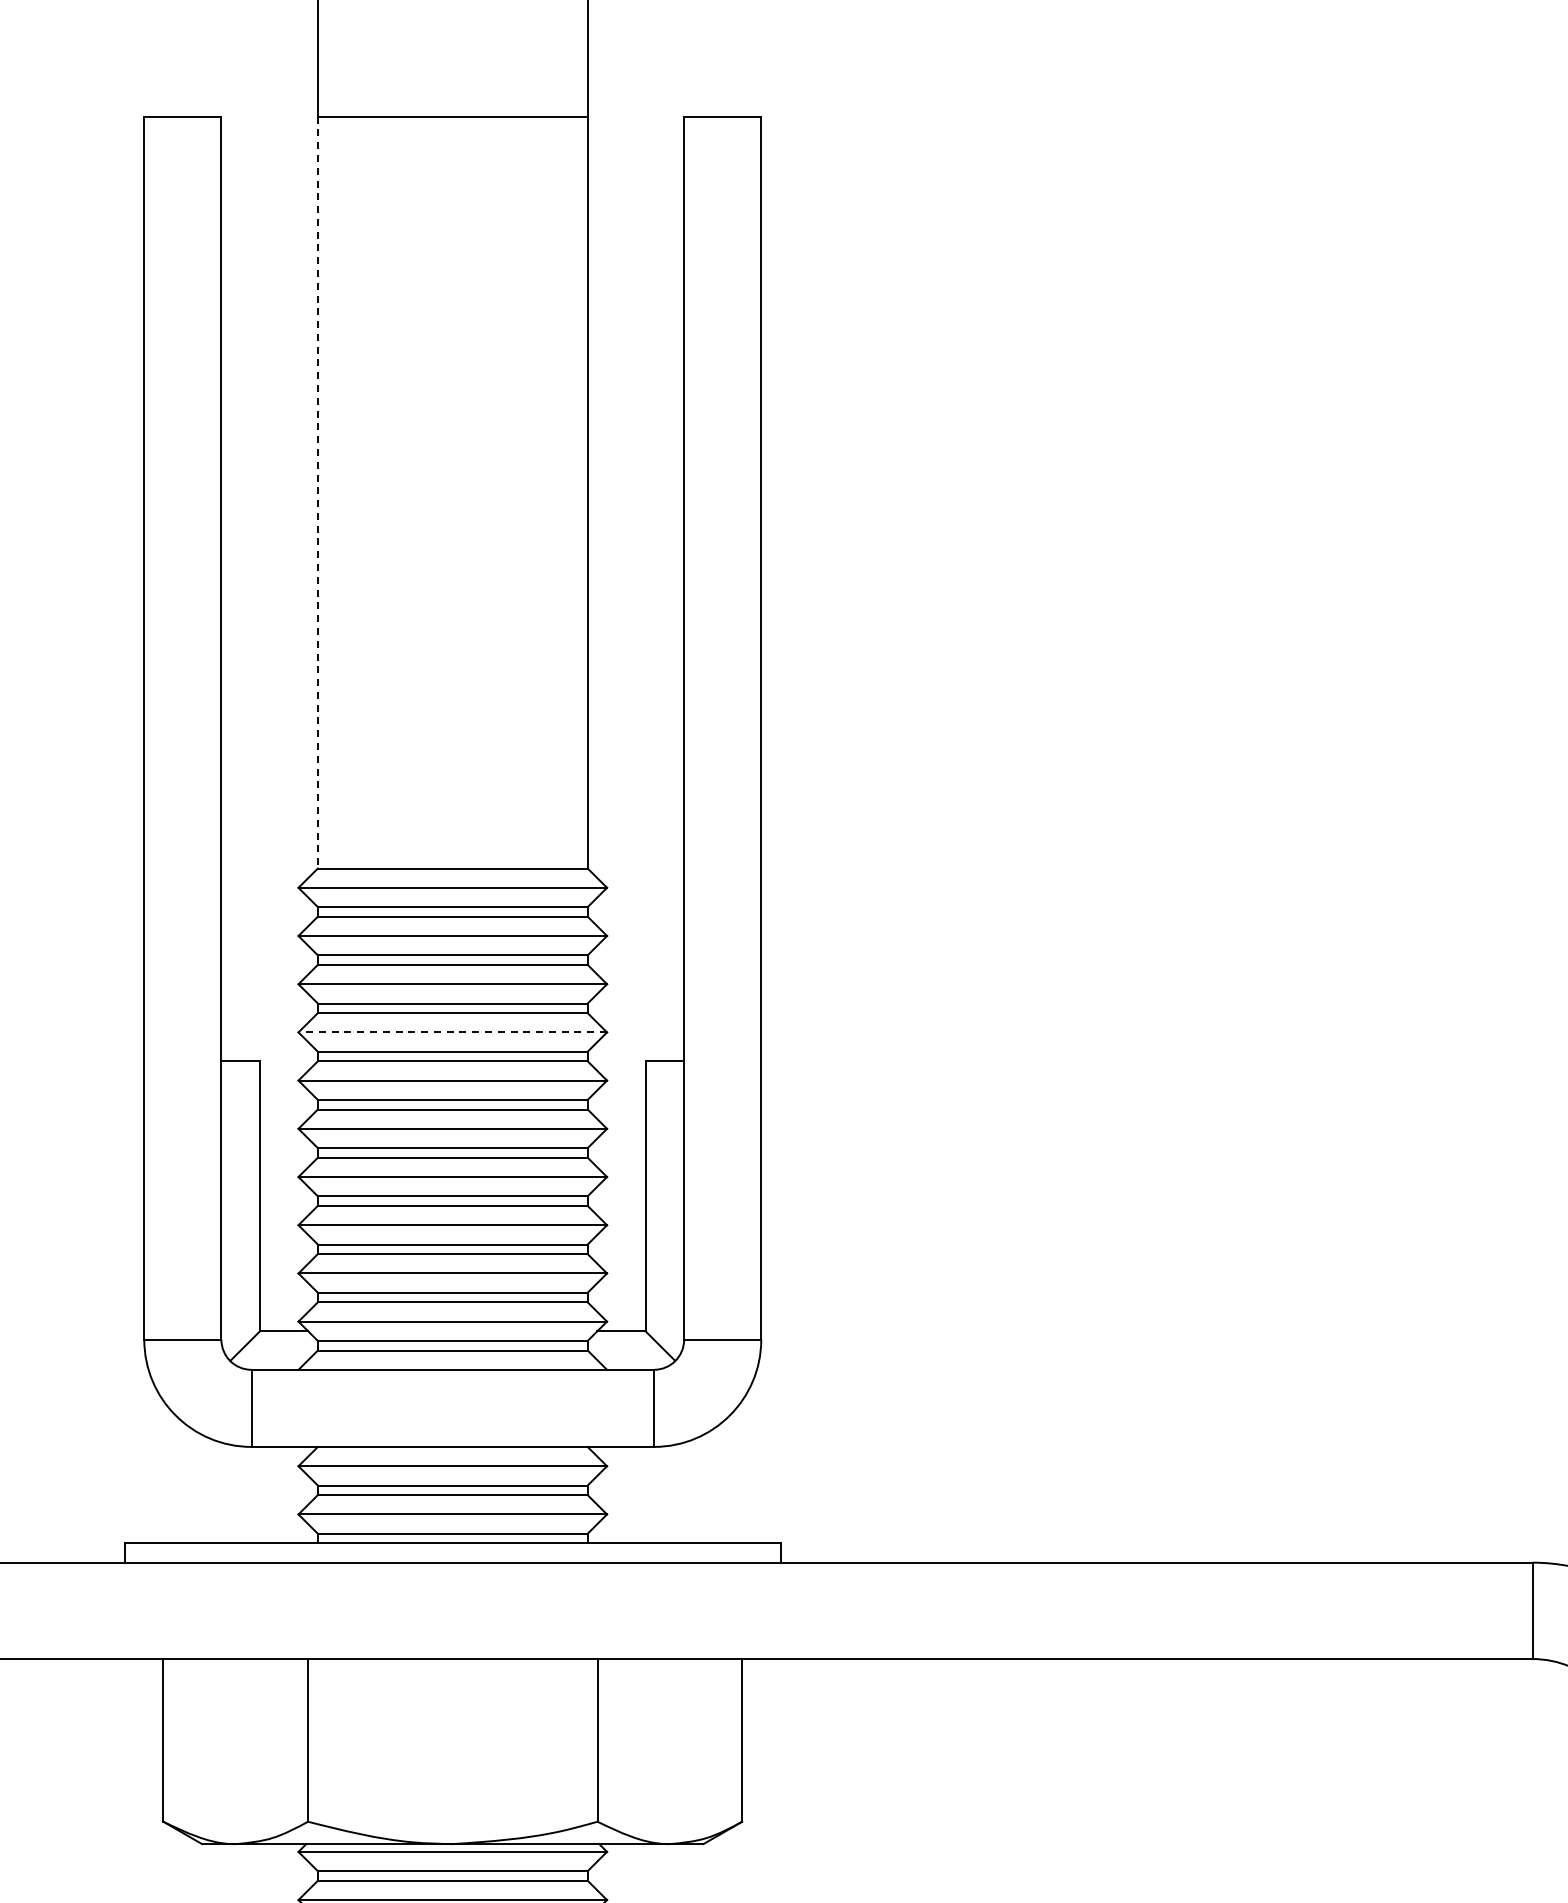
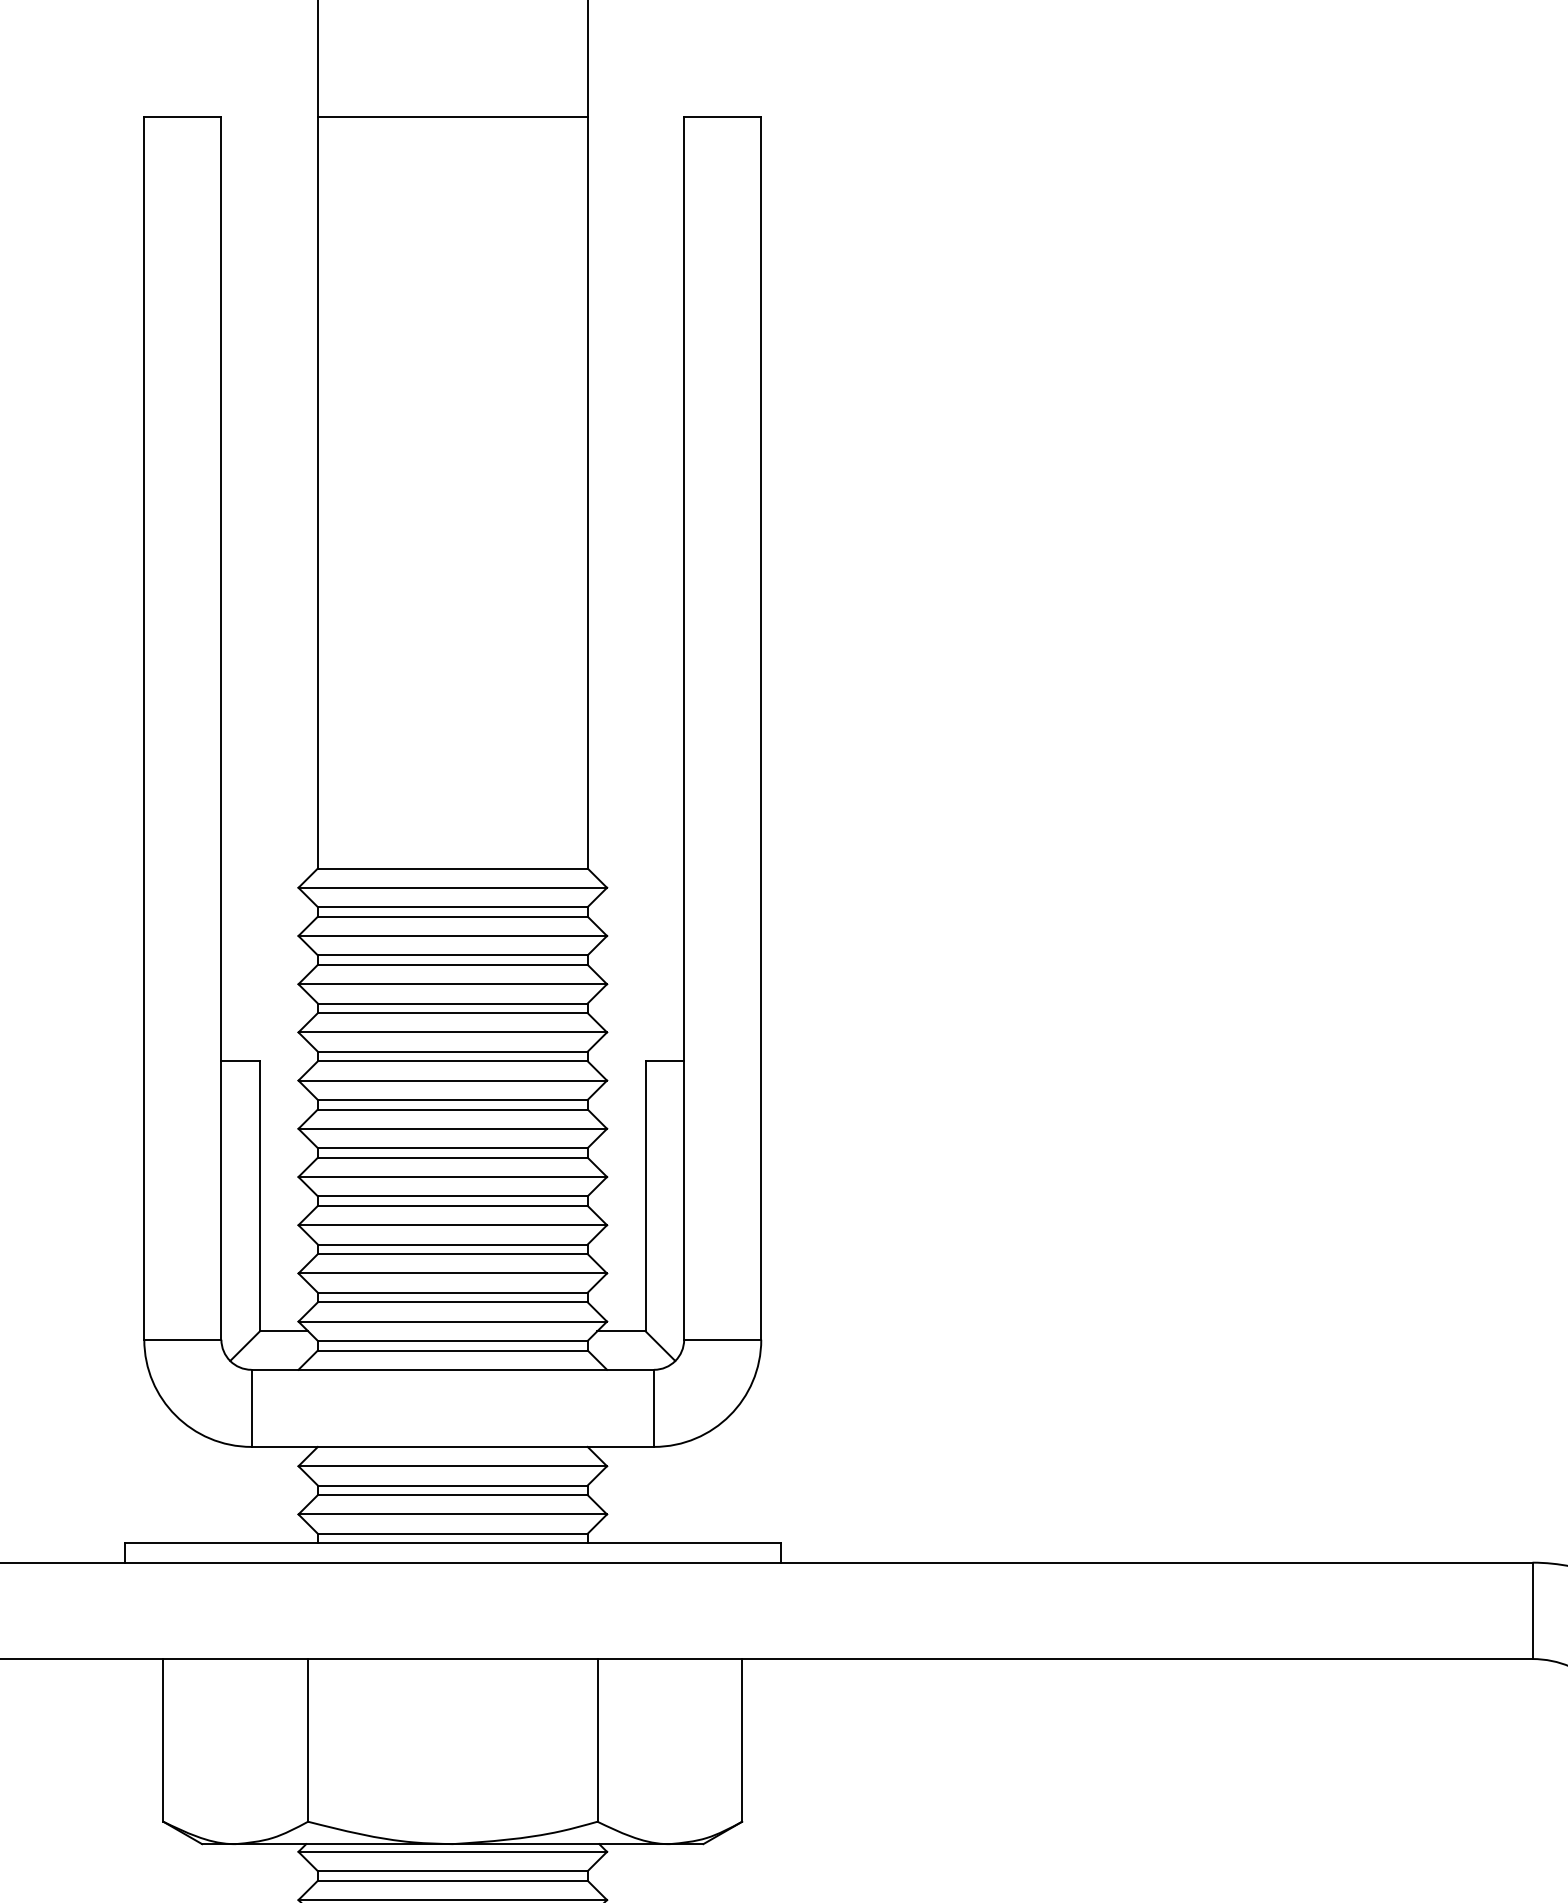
line: dashed -> solid (317, 492)
line: dashed -> solid (452, 1032)
